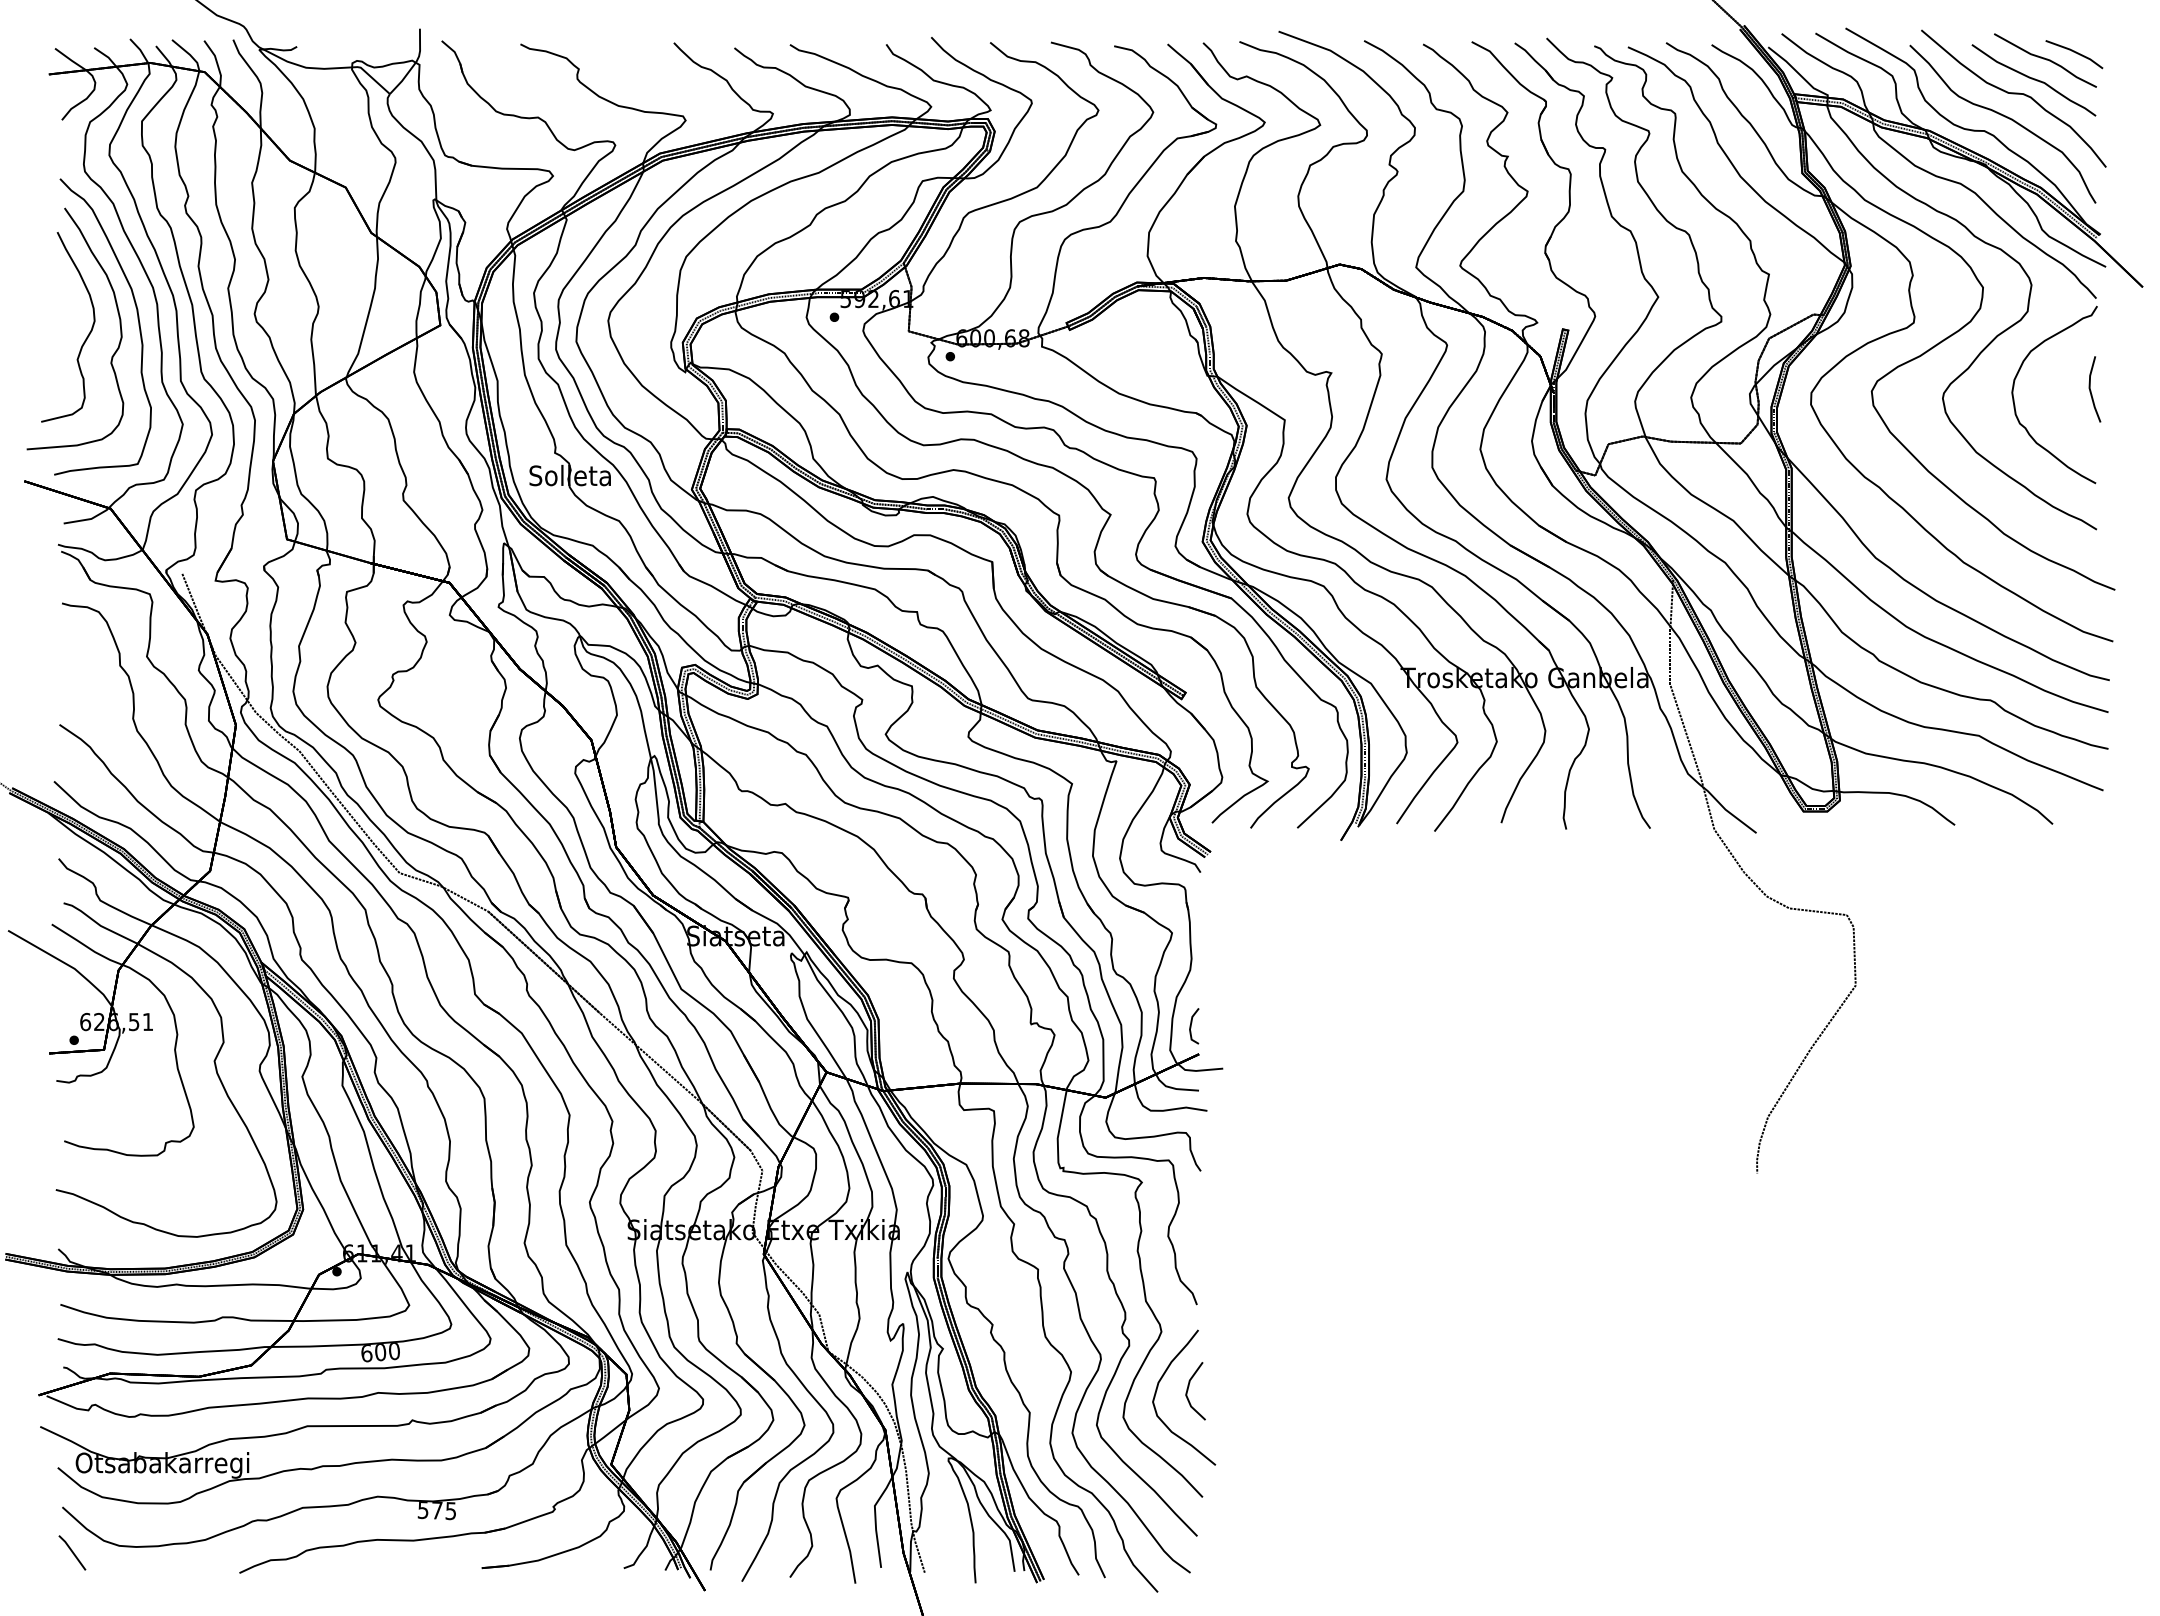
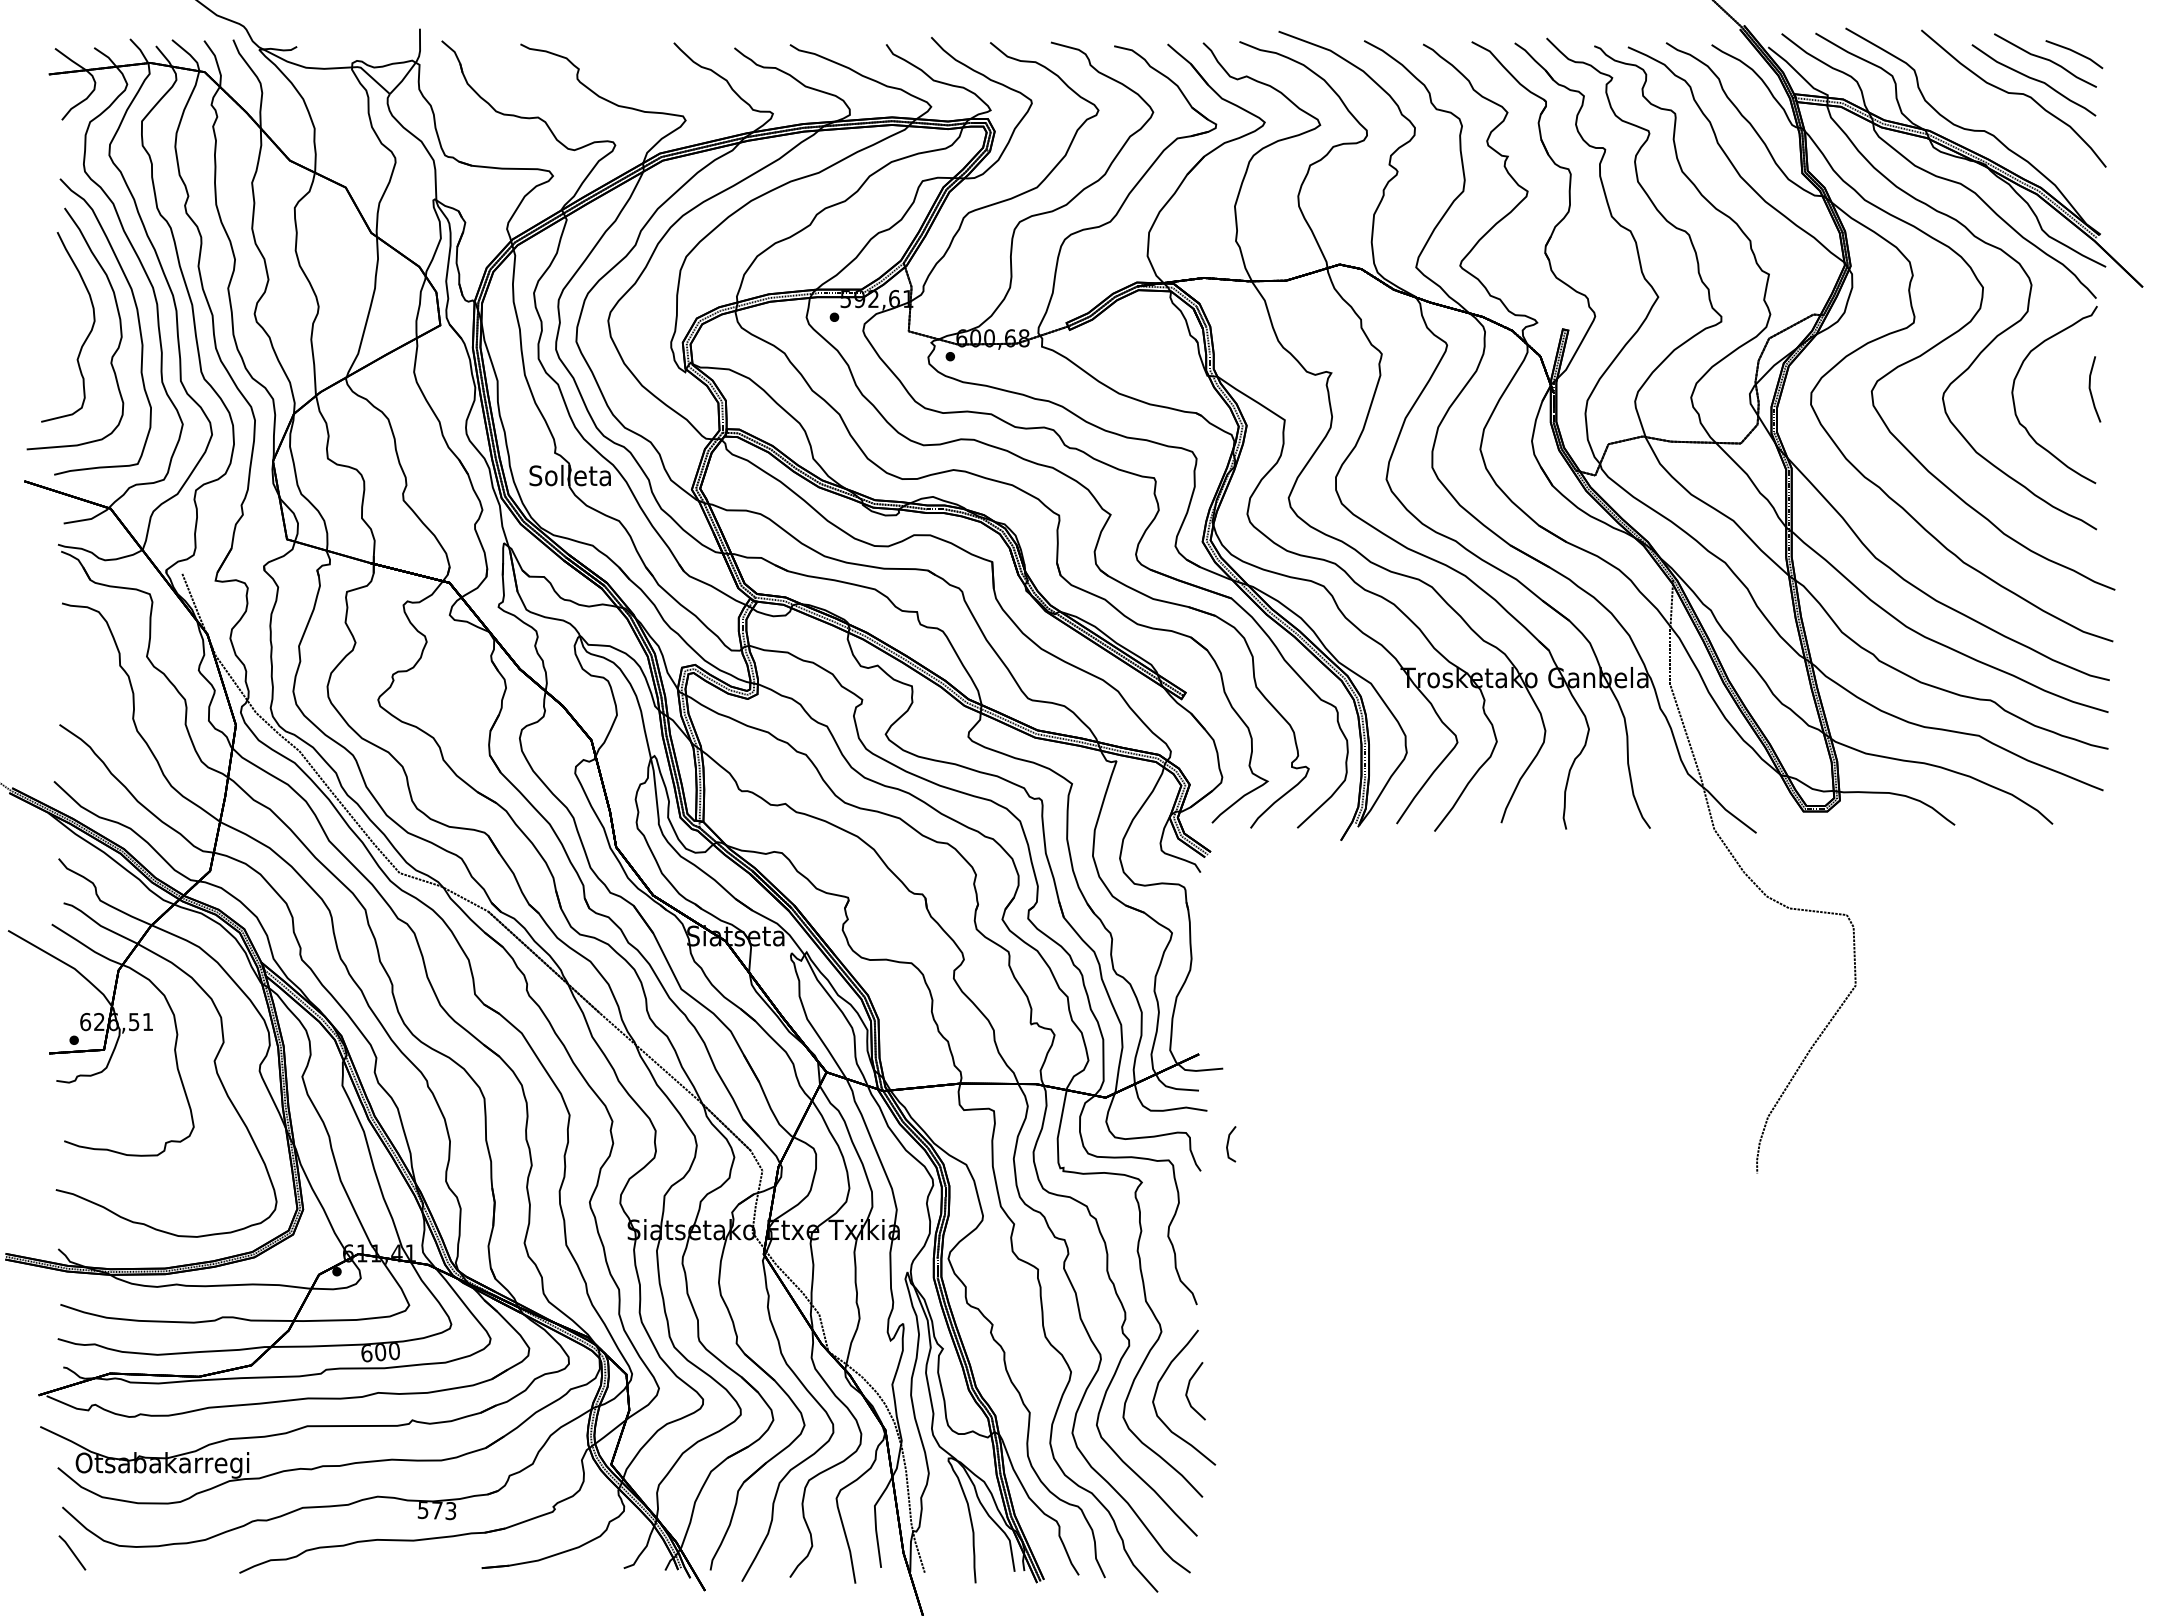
part: present -> none (2004, 117)
line position: (1191, 1026) -> (1228, 1144) (1228, 1144)
text: 575 -> 573 (451, 1510)
